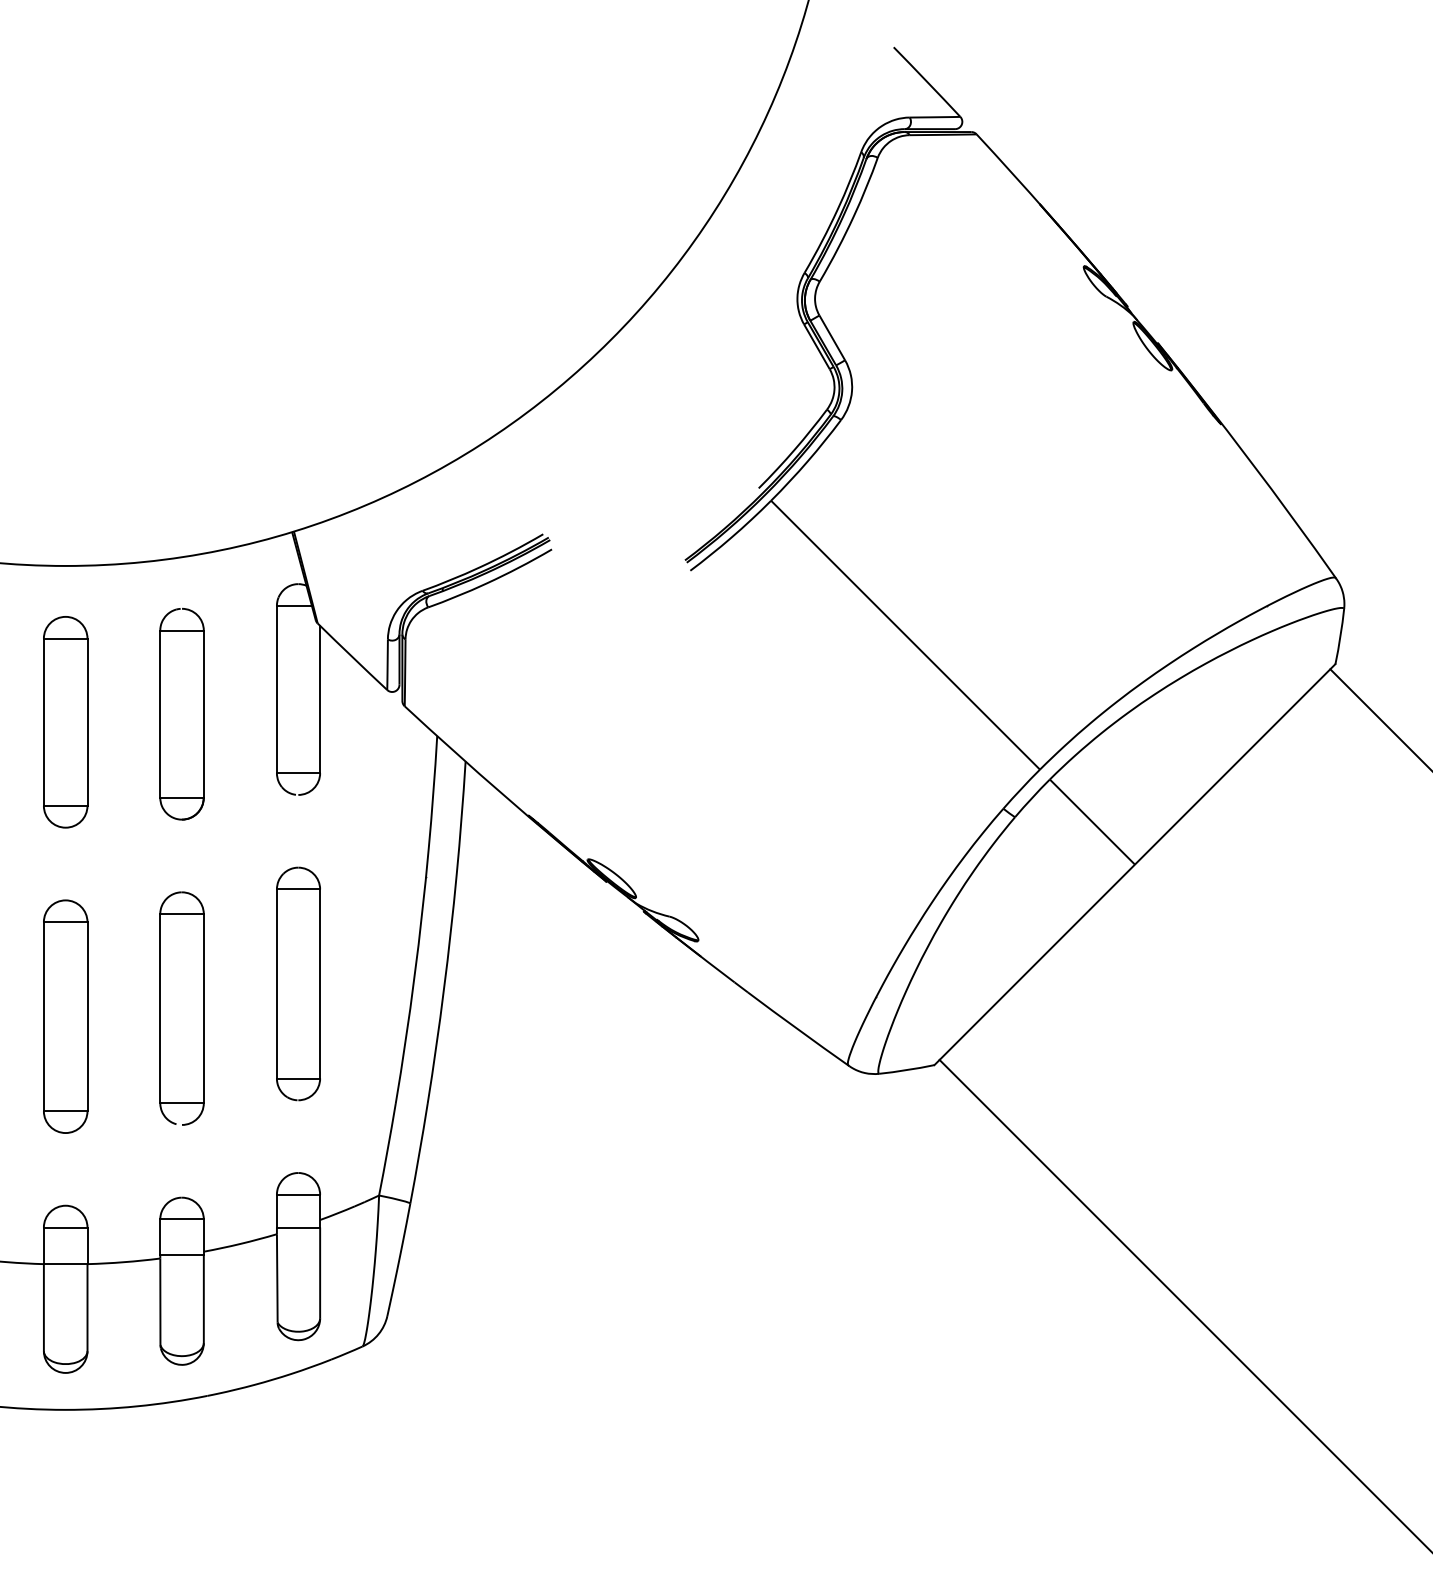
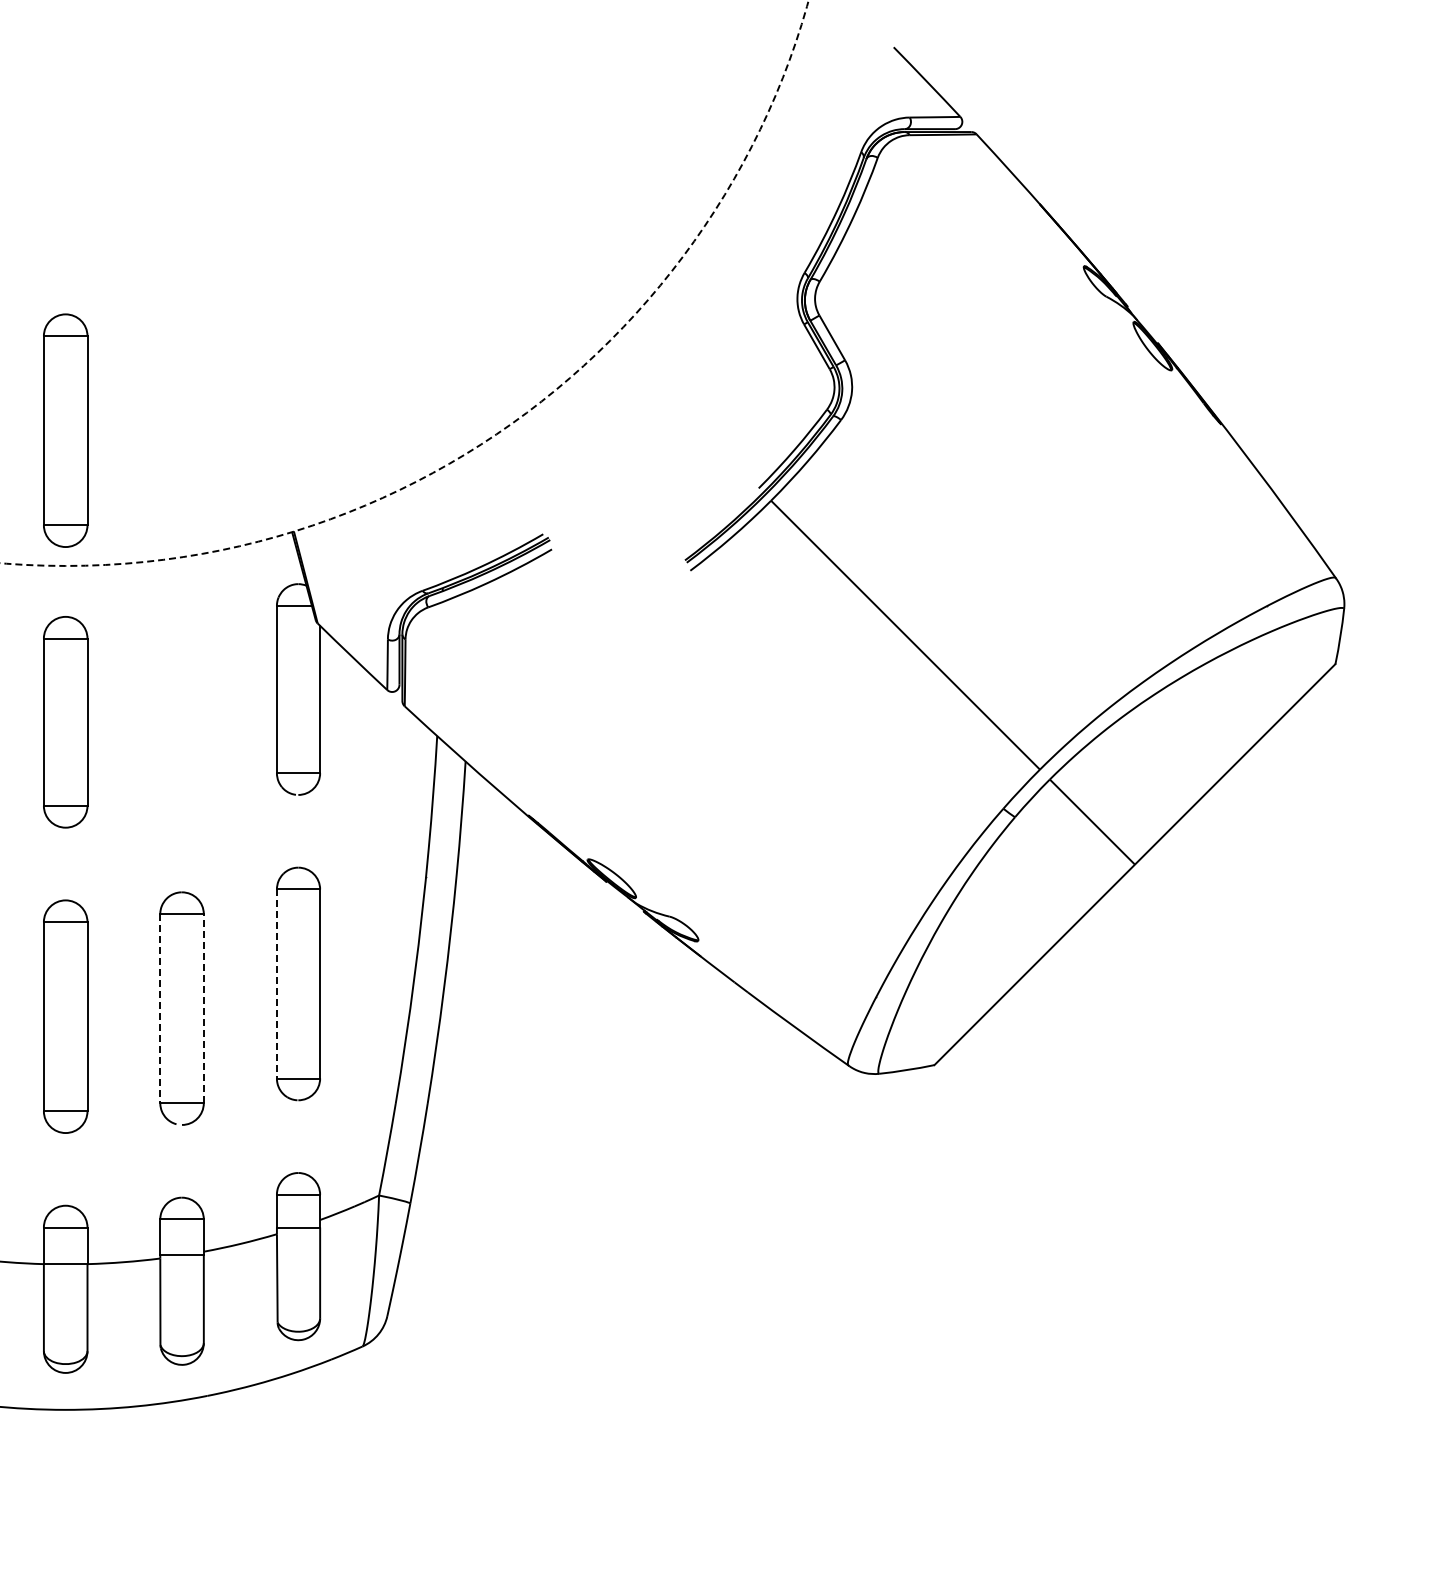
circle: solid -> dashed (404, 282)
part: none -> present (65, 430)
part: present -> none (181, 713)
line: present -> none (1379, 718)
line: solid -> dashed (276, 983)
line: solid -> dashed (160, 1008)
line: solid -> dashed (203, 1008)
line: present -> none (1184, 1304)
